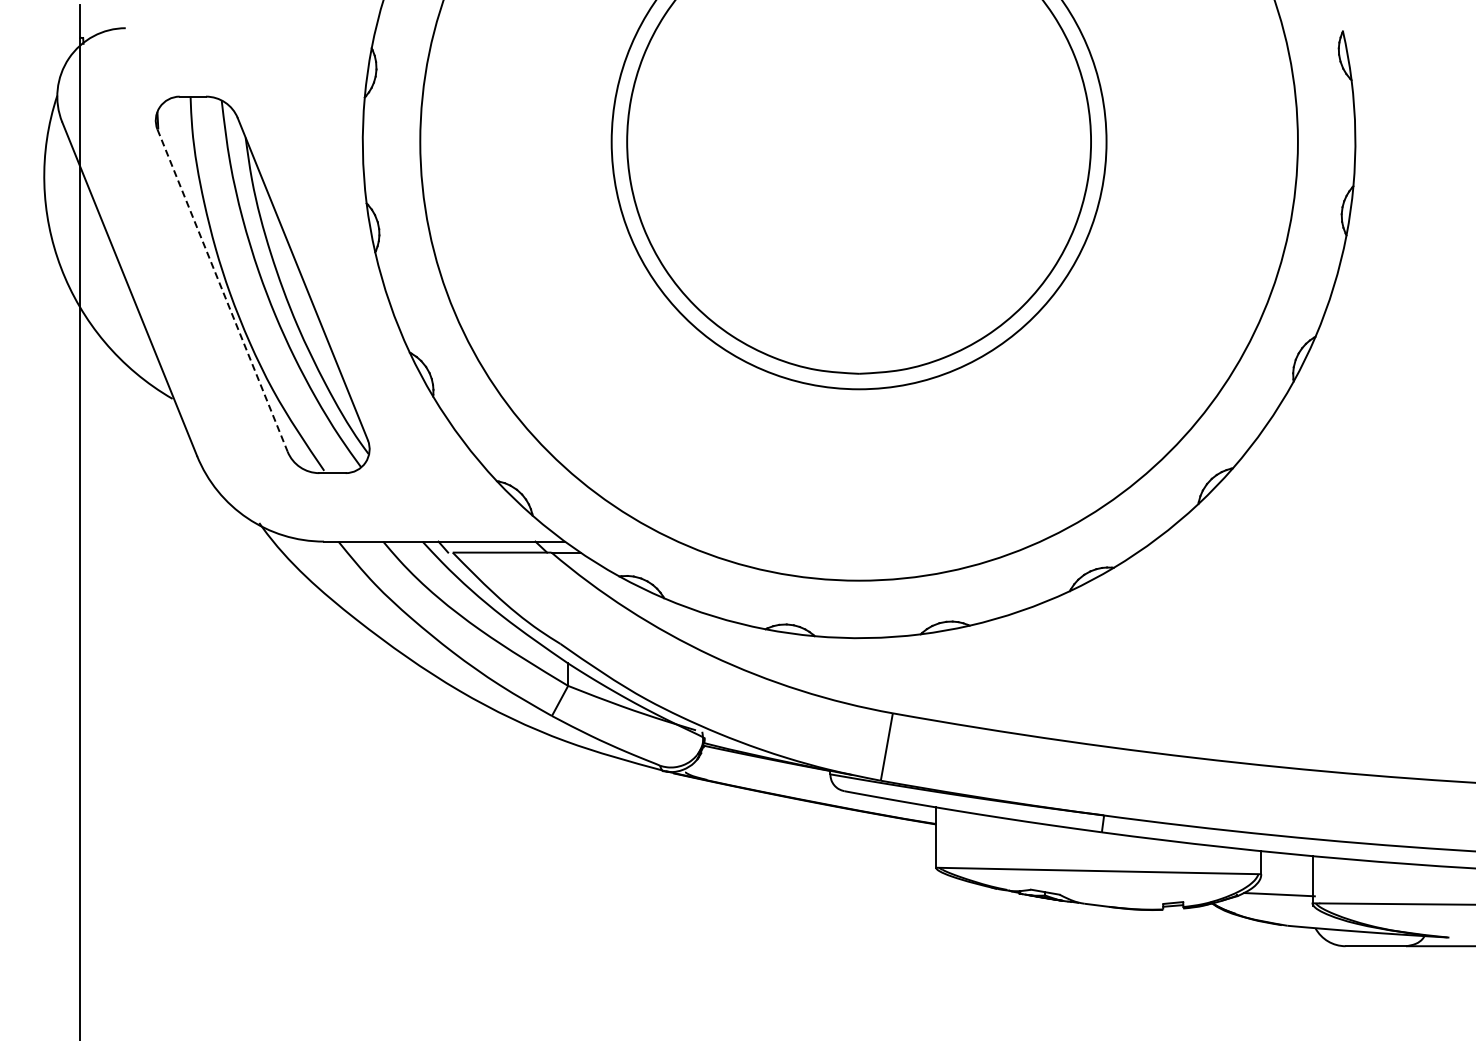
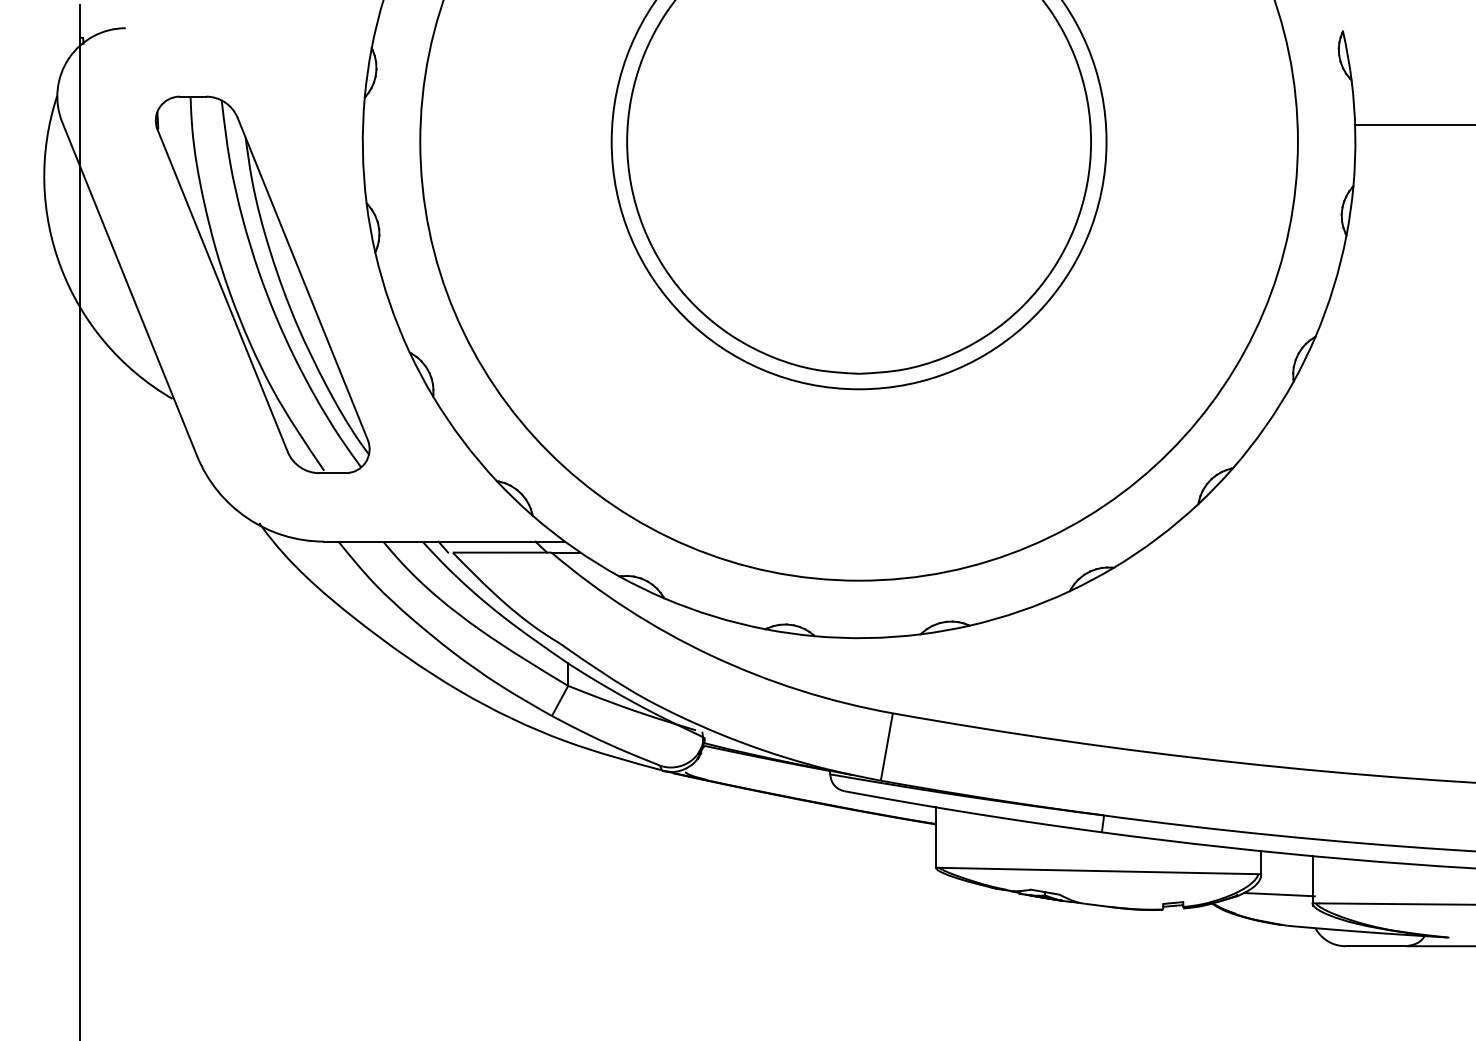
line: none -> present (1413, 124)
line: dashed -> solid (222, 290)
